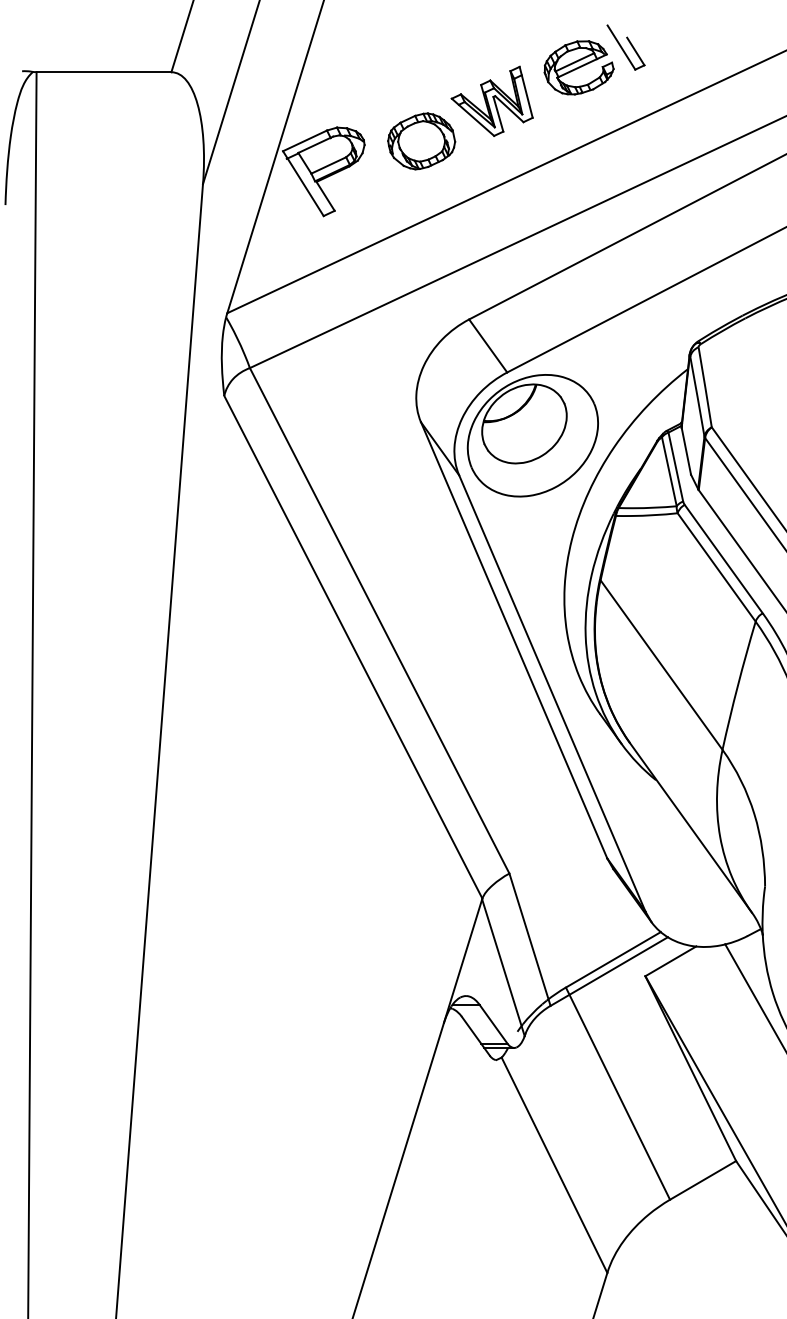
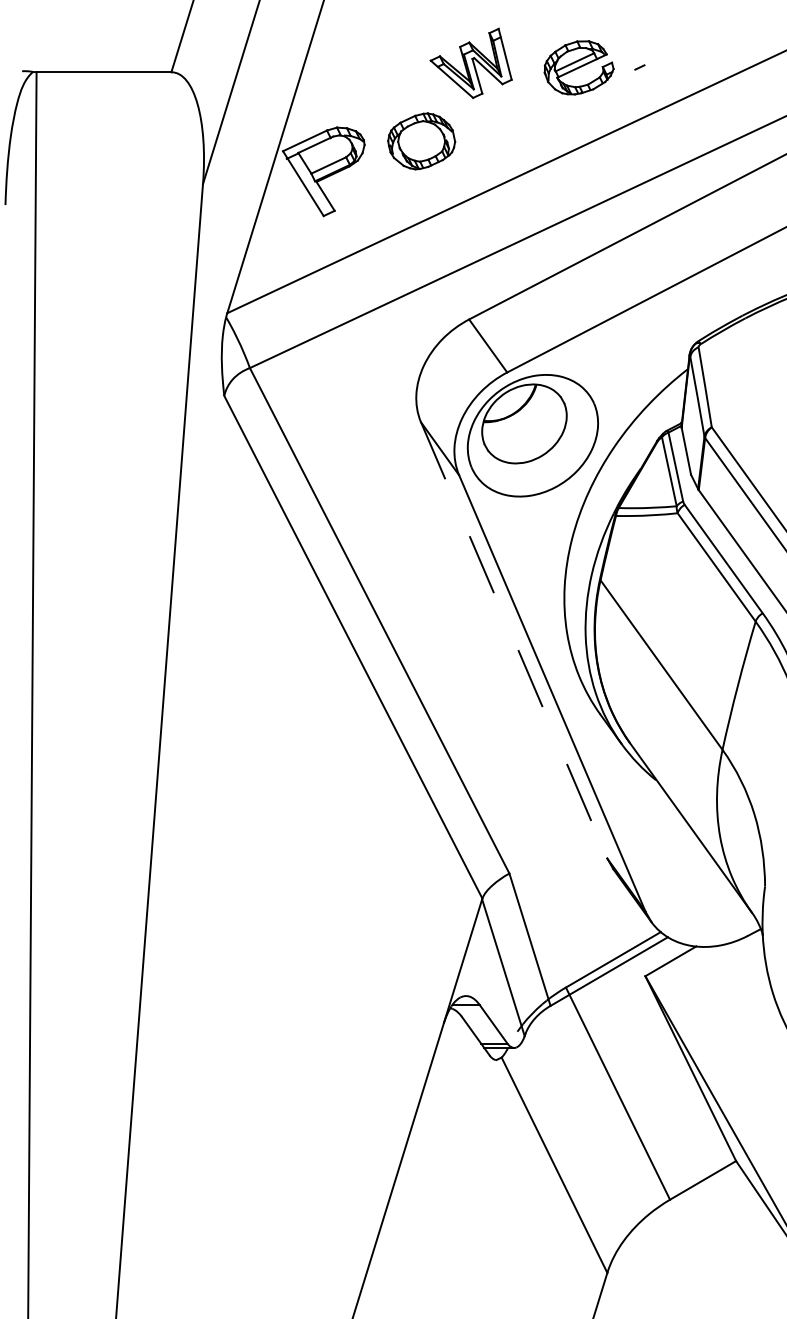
line: present -> none (621, 47)
line: present -> none (635, 51)
part position: (491, 100) -> (470, 62) (470, 62)
line: solid -> dashed (514, 640)
line: present -> none (754, 995)
